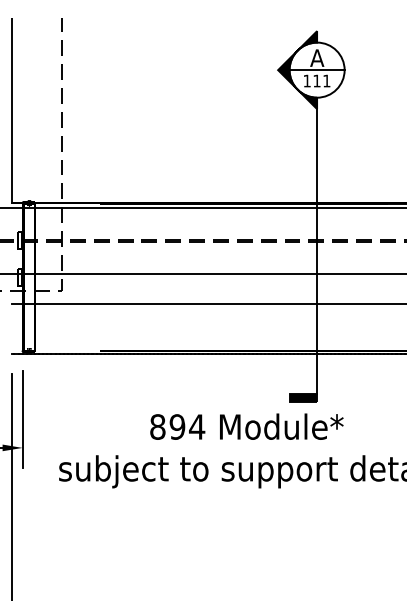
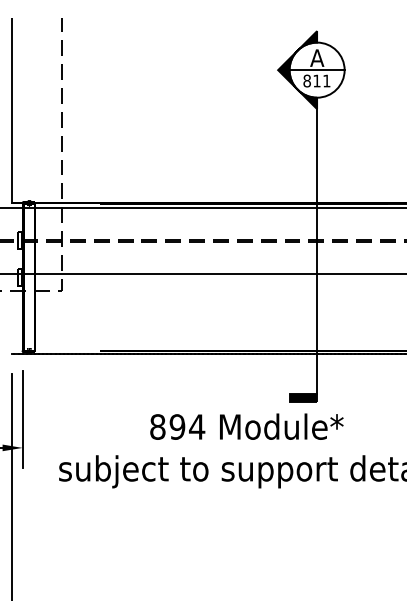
text: 111 -> 811 (306, 80)
line: present -> none (207, 303)
